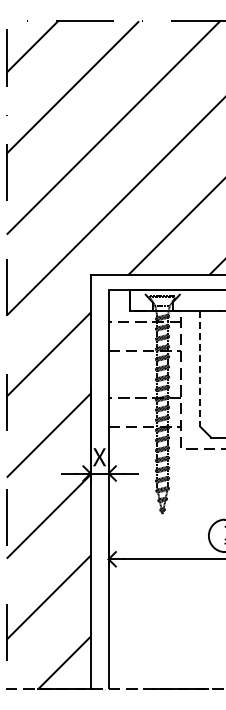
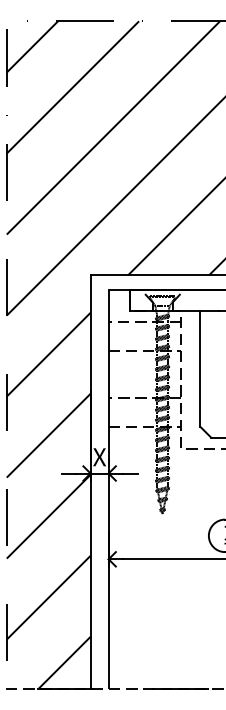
line: dashed -> solid (200, 369)
